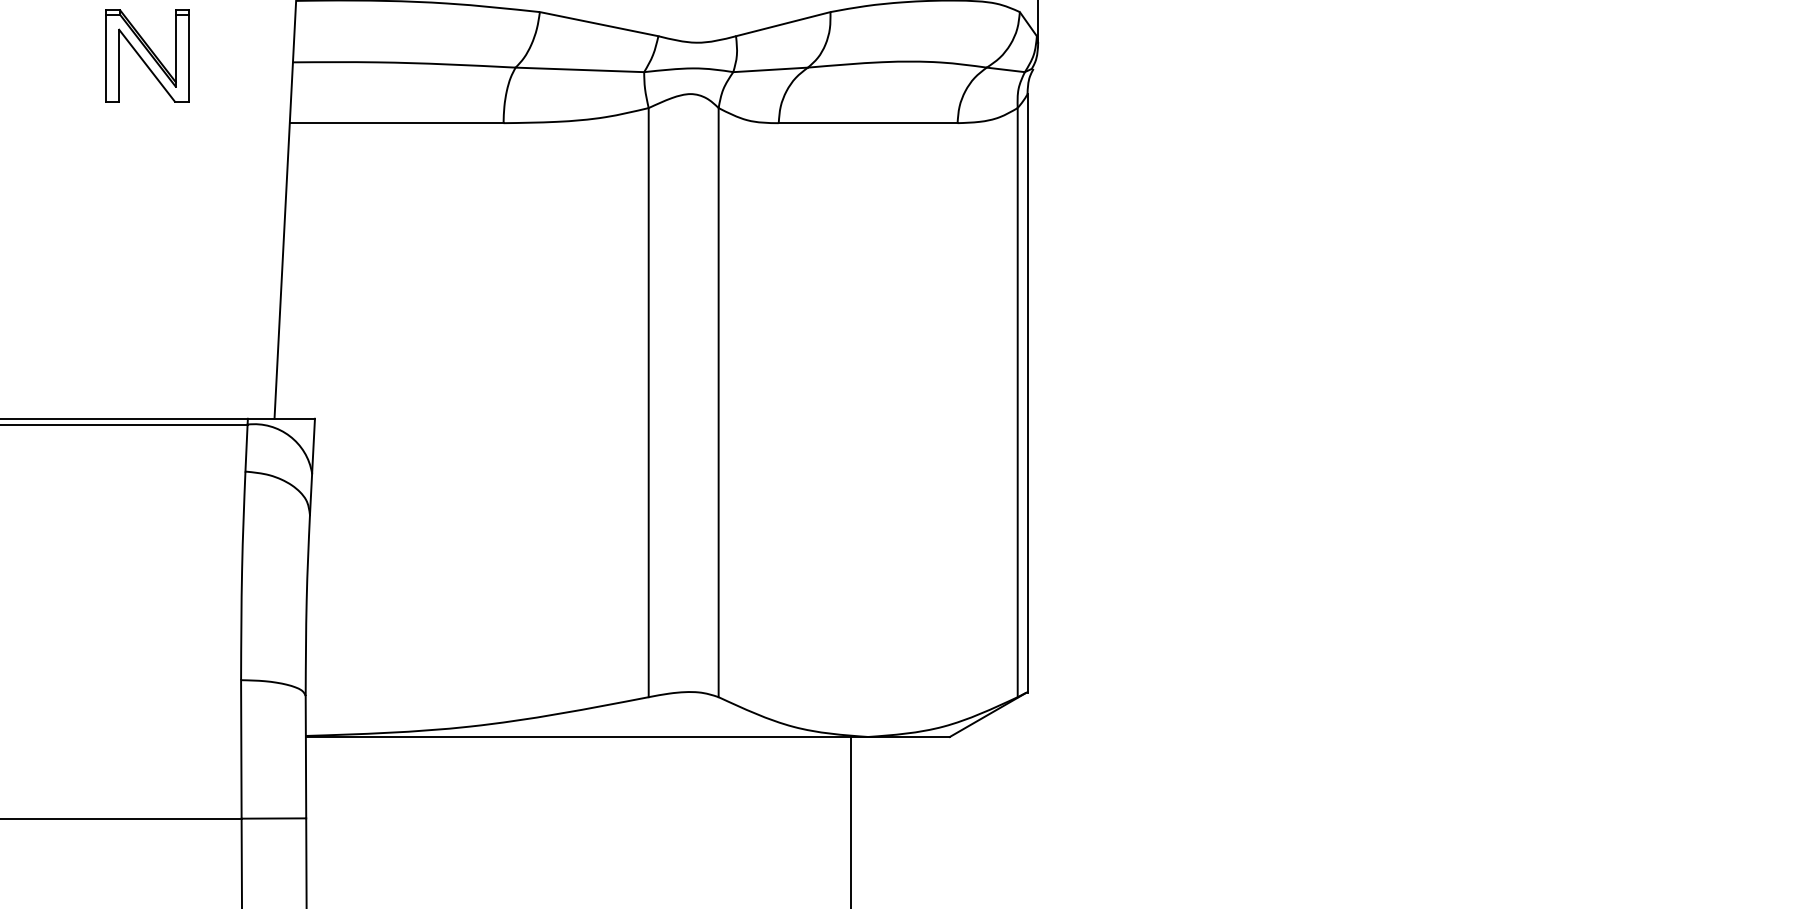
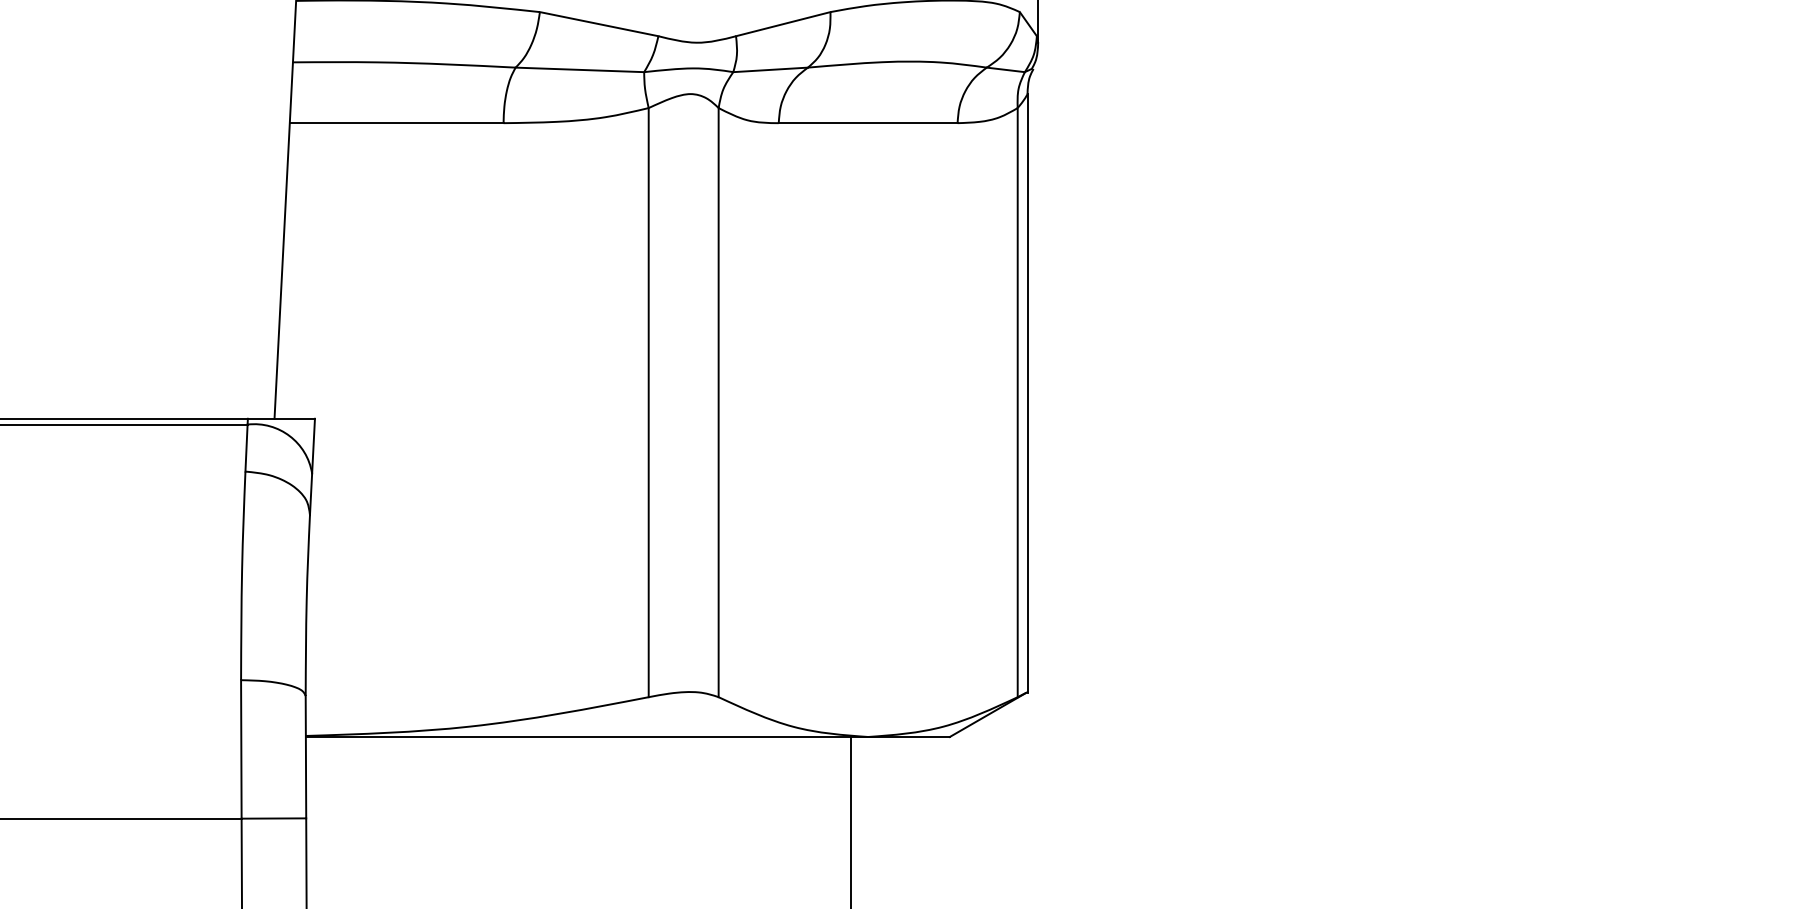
part: present -> none (147, 55)
